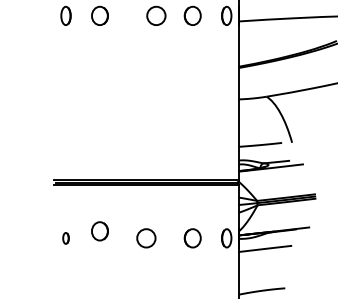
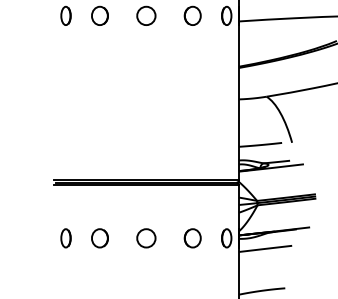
circle position: (156, 15) -> (146, 15) (146, 15)
part position: (99, 231) -> (99, 238) (99, 238)
part size: 8x13 px -> 12x21 px (65, 238)
